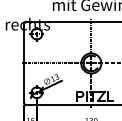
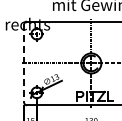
line: solid -> dashed (24, 63)
